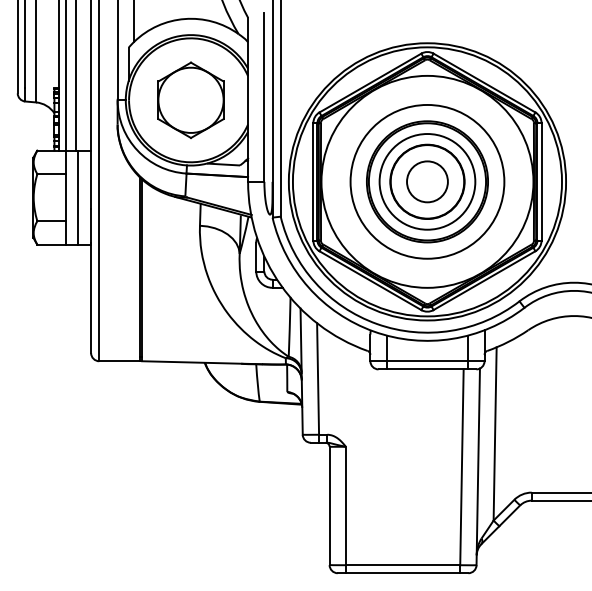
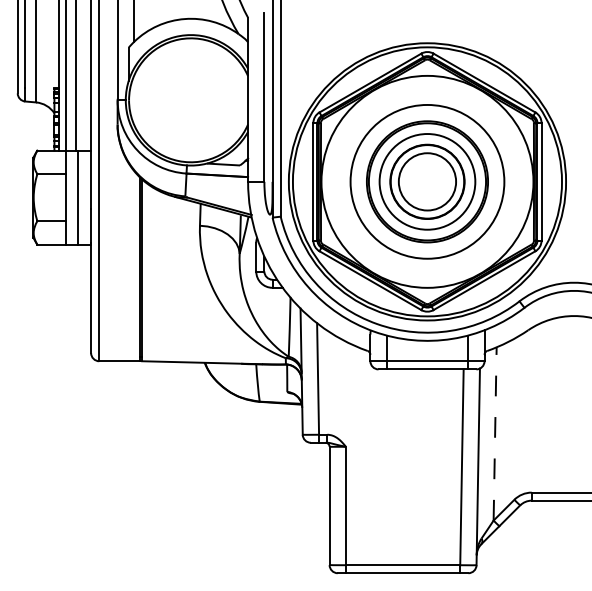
part: present -> none (190, 99)
circle diameter: 41 px -> 57 px (427, 181)
line: solid -> dashed (495, 433)
